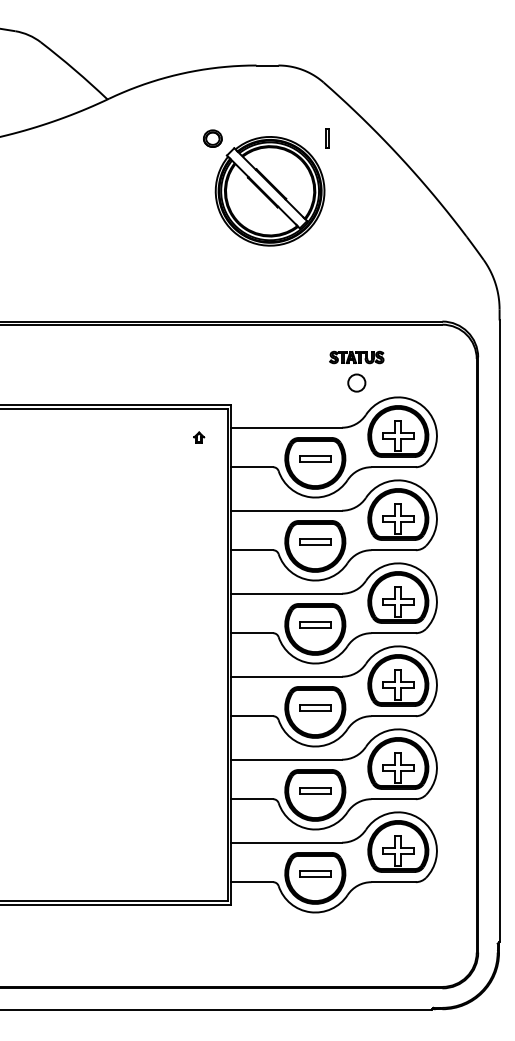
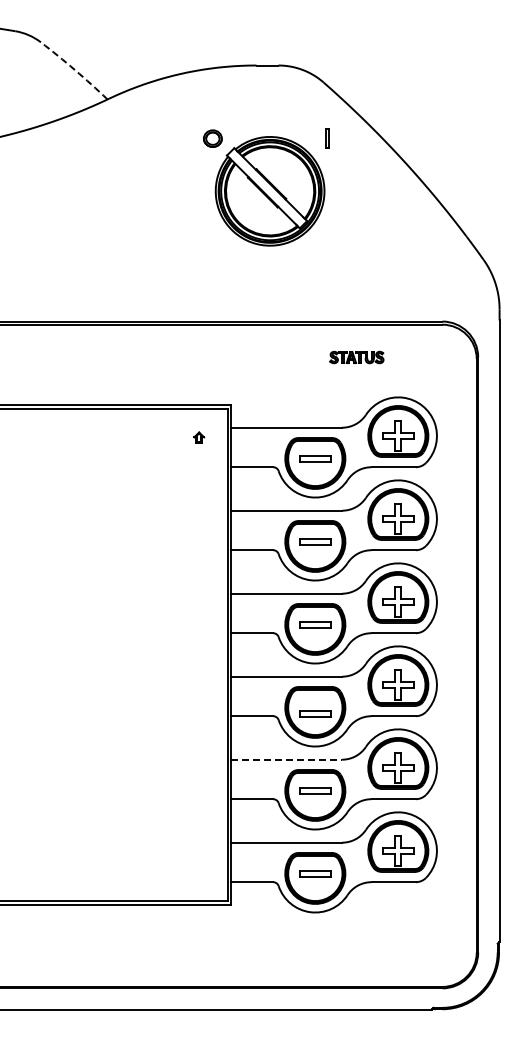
arc: solid -> dashed (74, 70)
circle: present -> none (356, 382)
part position: (315, 707) -> (315, 713) (315, 713)
line: solid -> dashed (287, 759)
